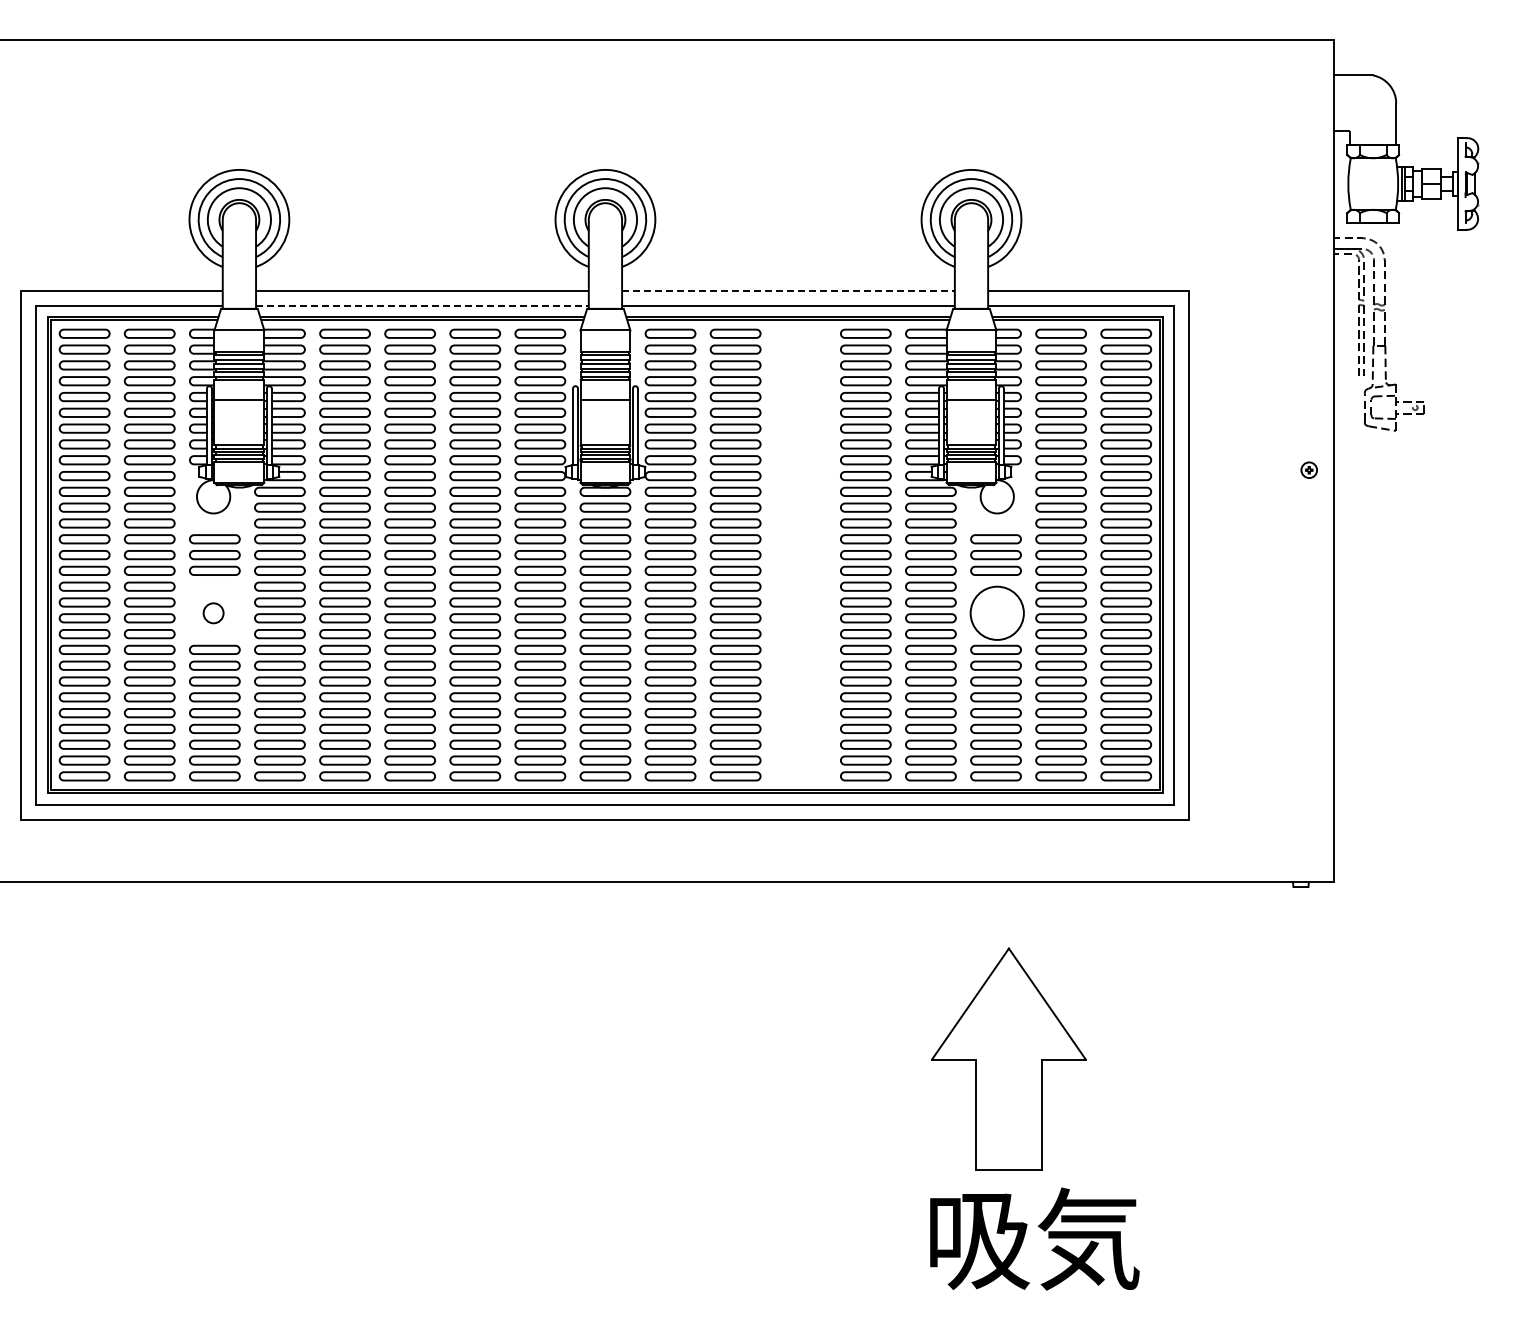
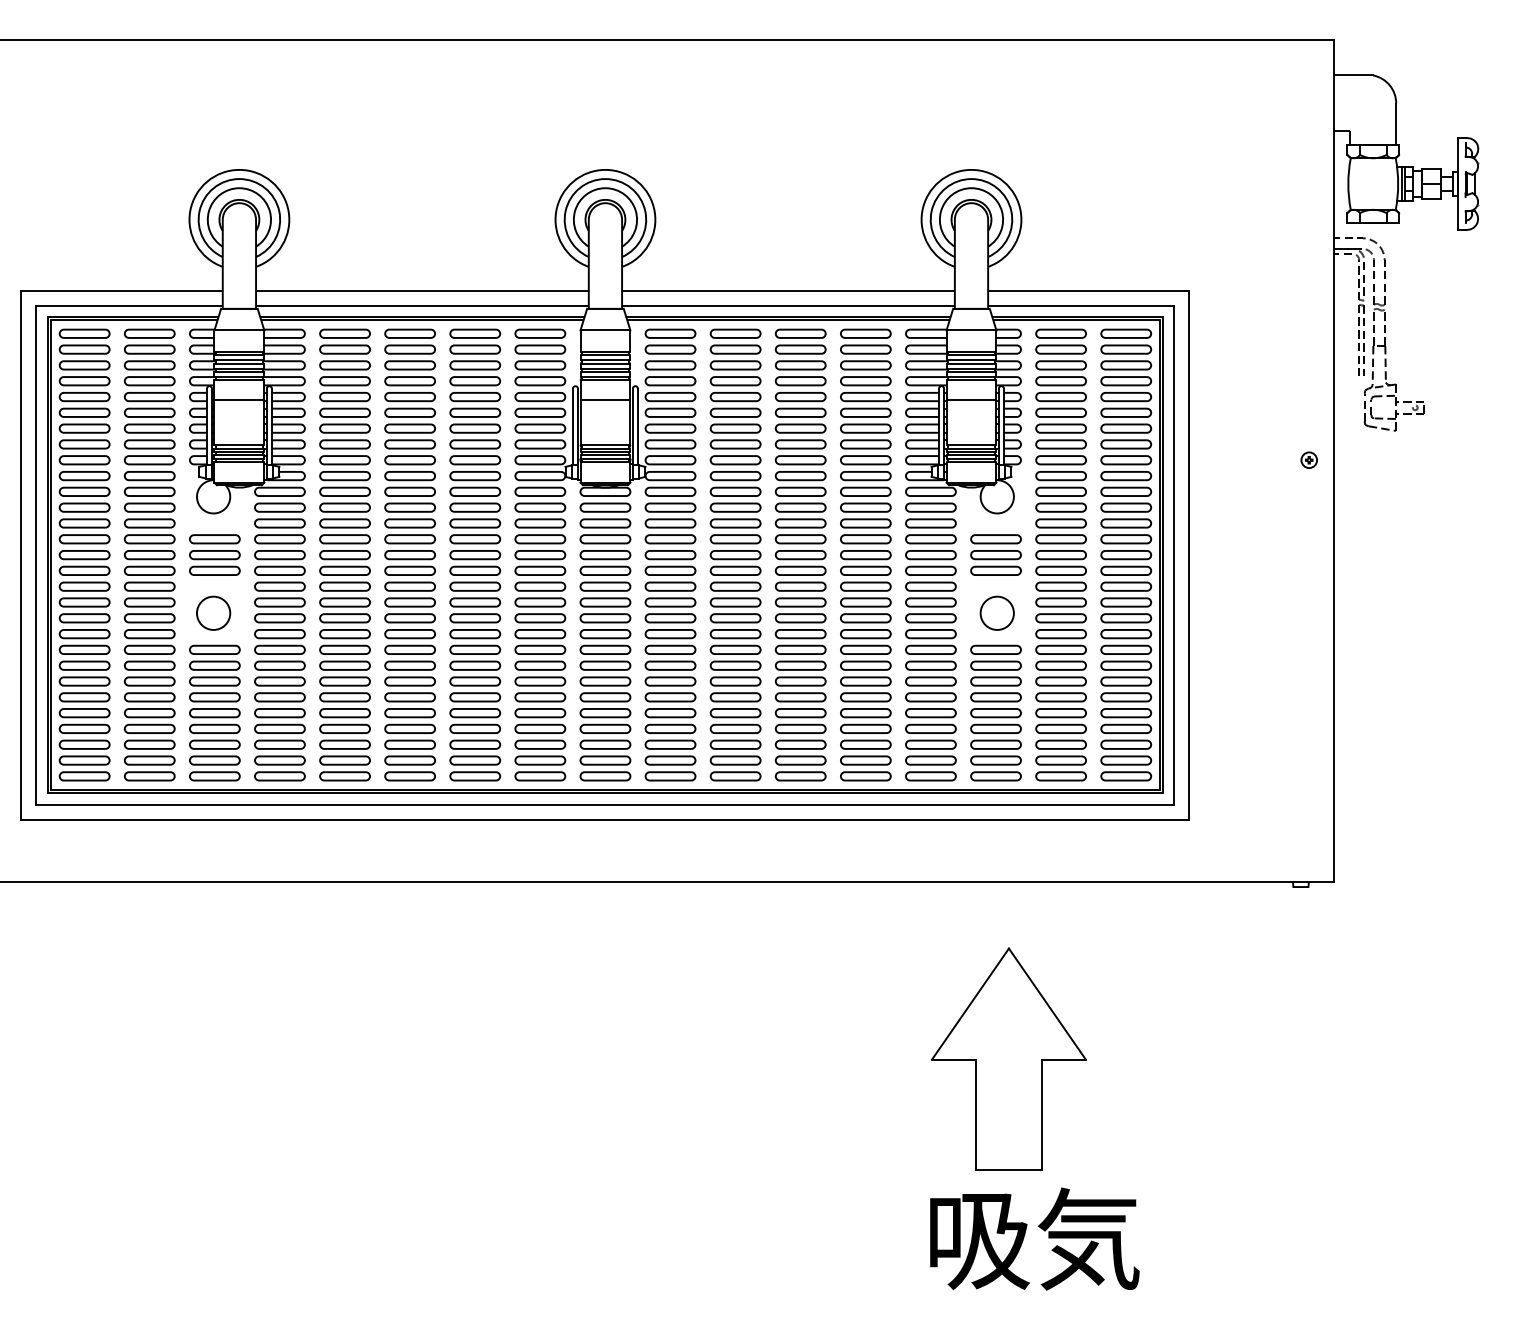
line: dashed -> solid (788, 290)
line: dashed -> solid (422, 305)
part position: (1308, 469) -> (1308, 459) (1308, 459)
part: none -> present (800, 554)
circle diameter: 53 px -> 33 px (996, 612)
circle diameter: 20 px -> 33 px (213, 612)
